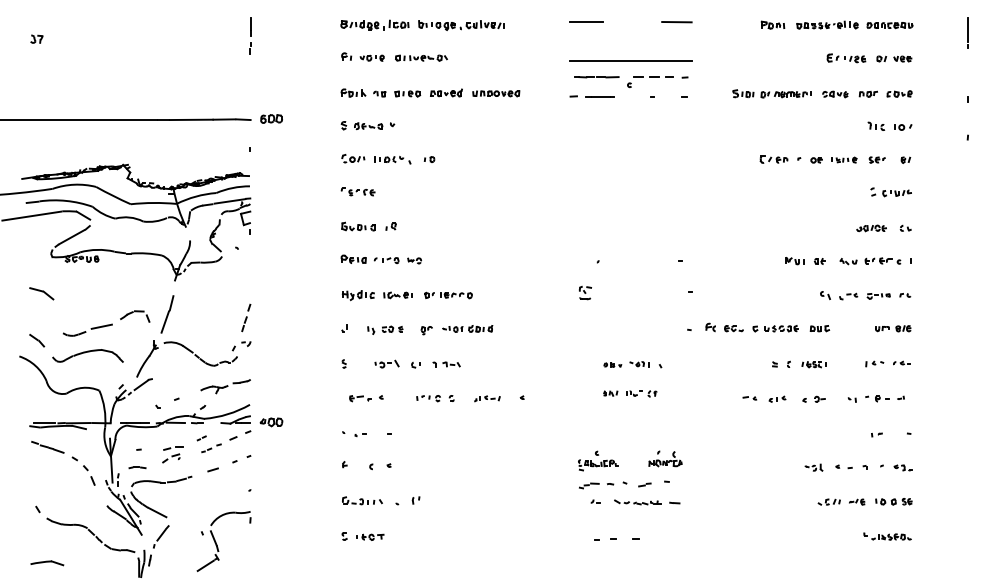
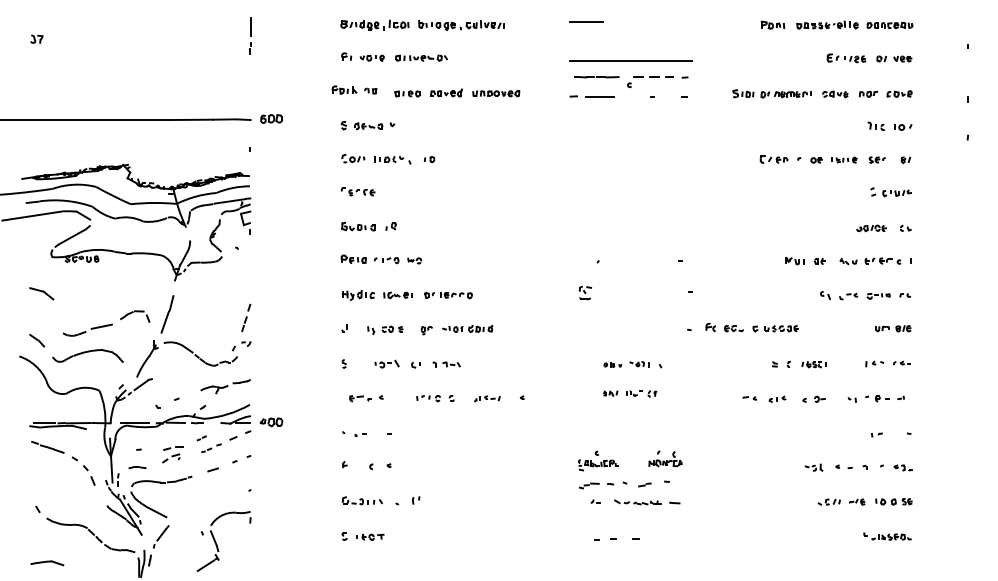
line: present -> none (676, 22)
line: present -> none (968, 29)
part position: (363, 92) -> (354, 89) (354, 89)
part: present -> none (819, 328)
